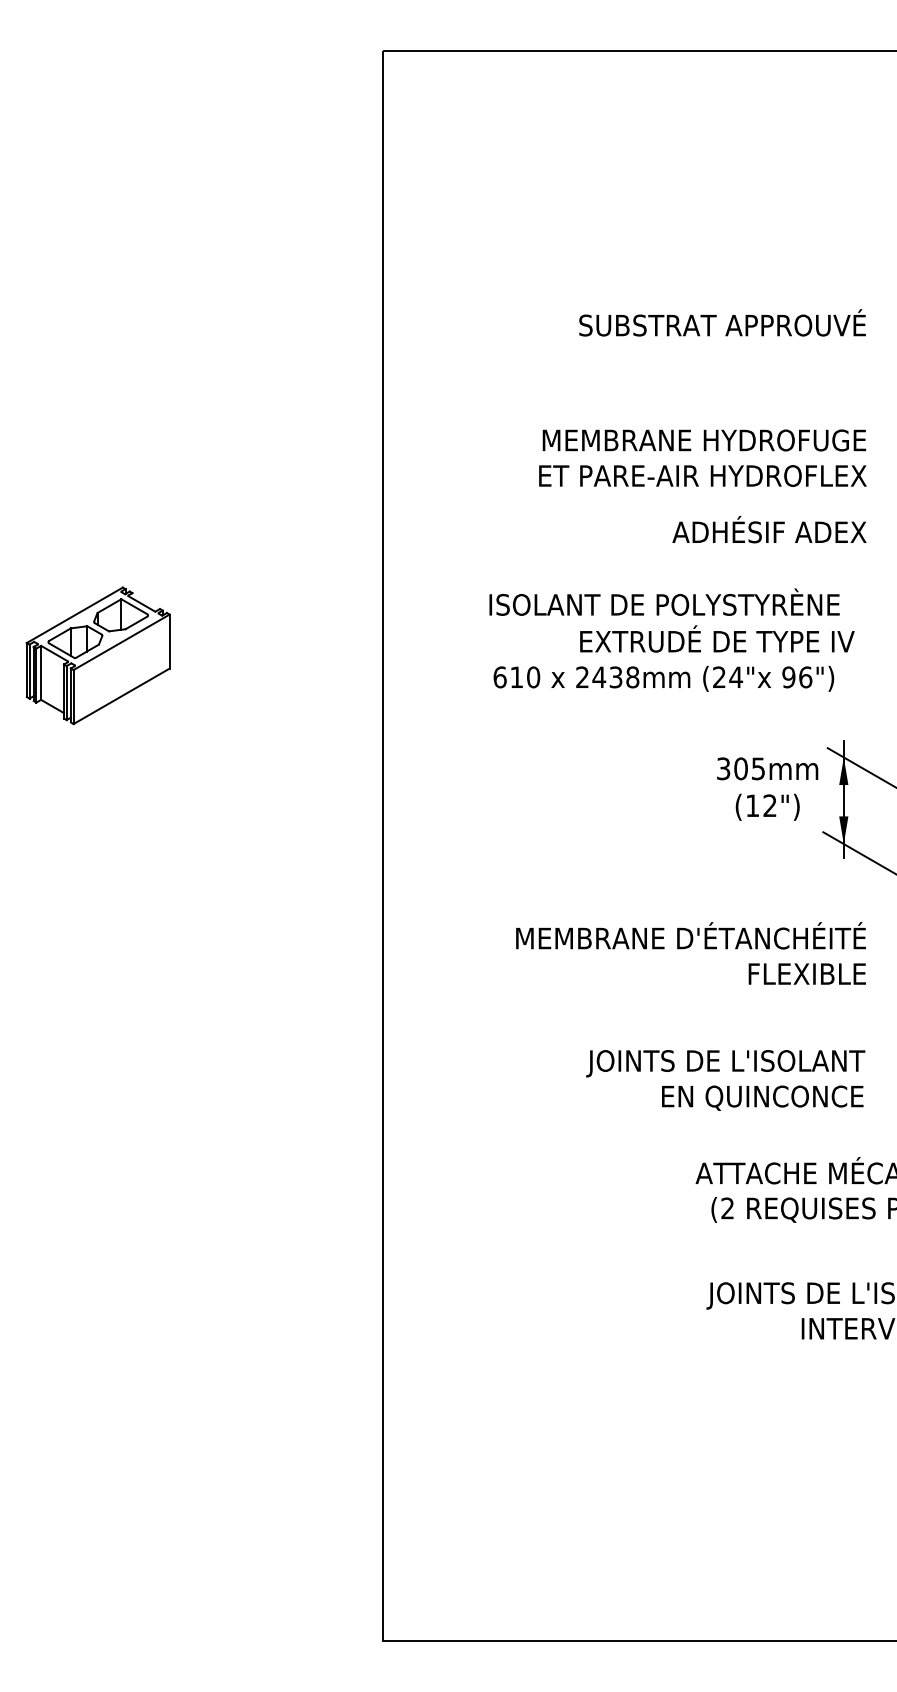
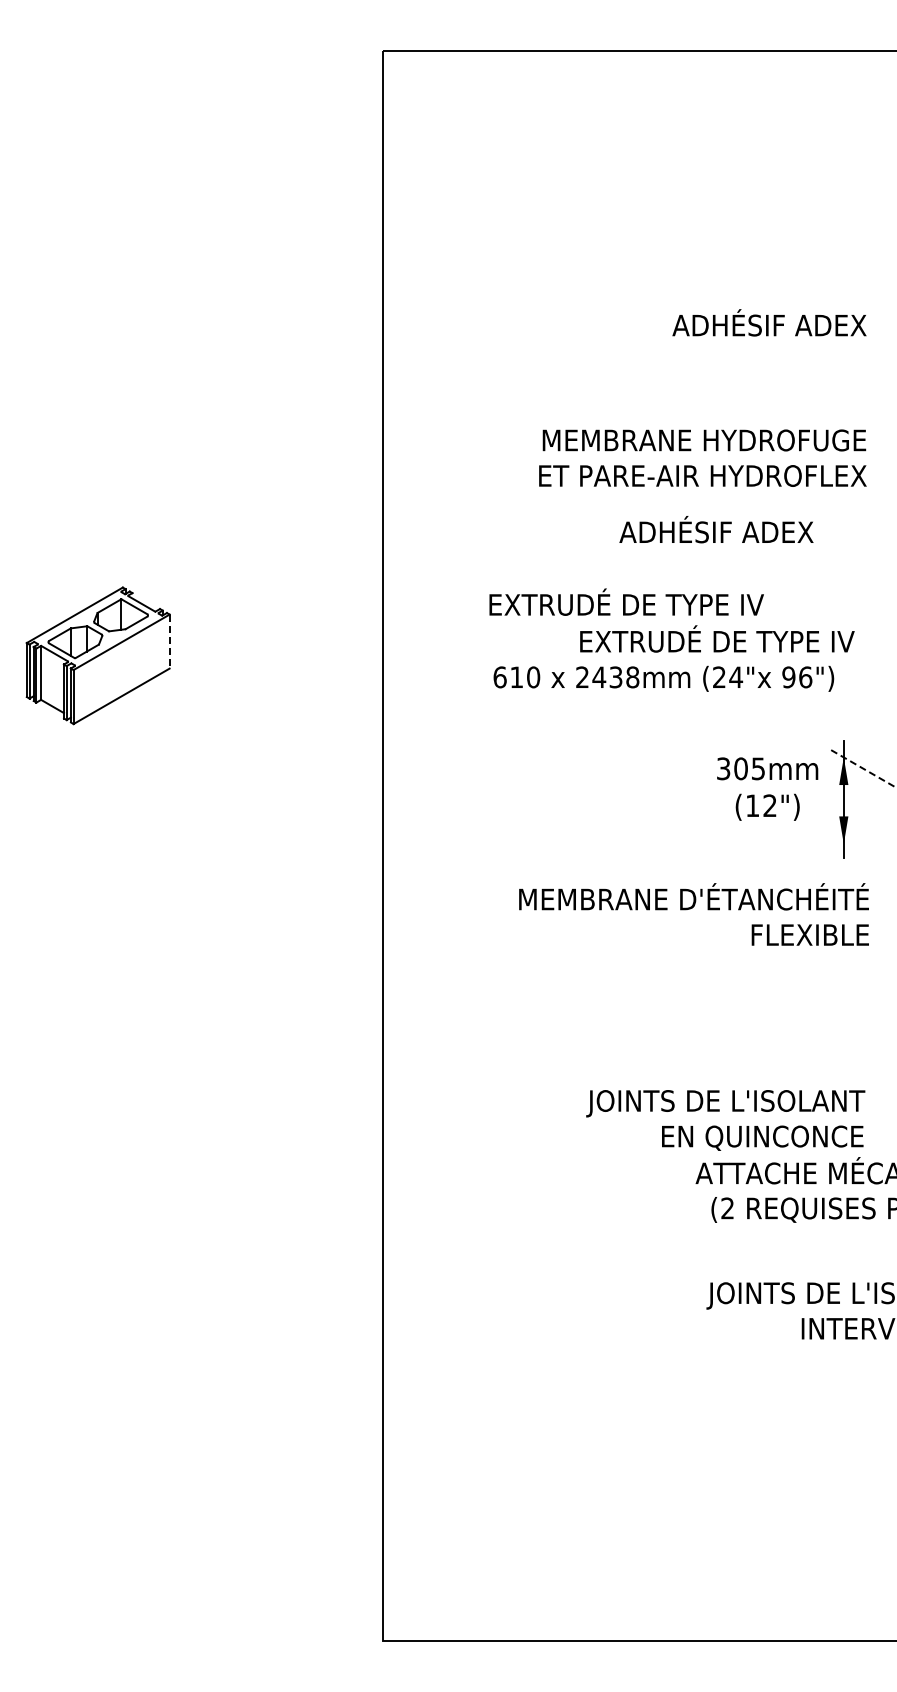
text: SUBSTRAT APPROUVÉ -> ADHÉSIF ADEX (722, 322)
text position: (769, 529) -> (716, 529) (716, 529)
text: ISOLANT DE POLYSTYRÈNE -> EXTRUDÉ DE TYPE IV (665, 601)
line: solid -> dashed (169, 642)
line: solid -> dashed (862, 768)
line: present -> none (858, 852)
text position: (690, 953) -> (693, 914) (693, 914)
text position: (725, 1080) -> (725, 1120) (725, 1120)
